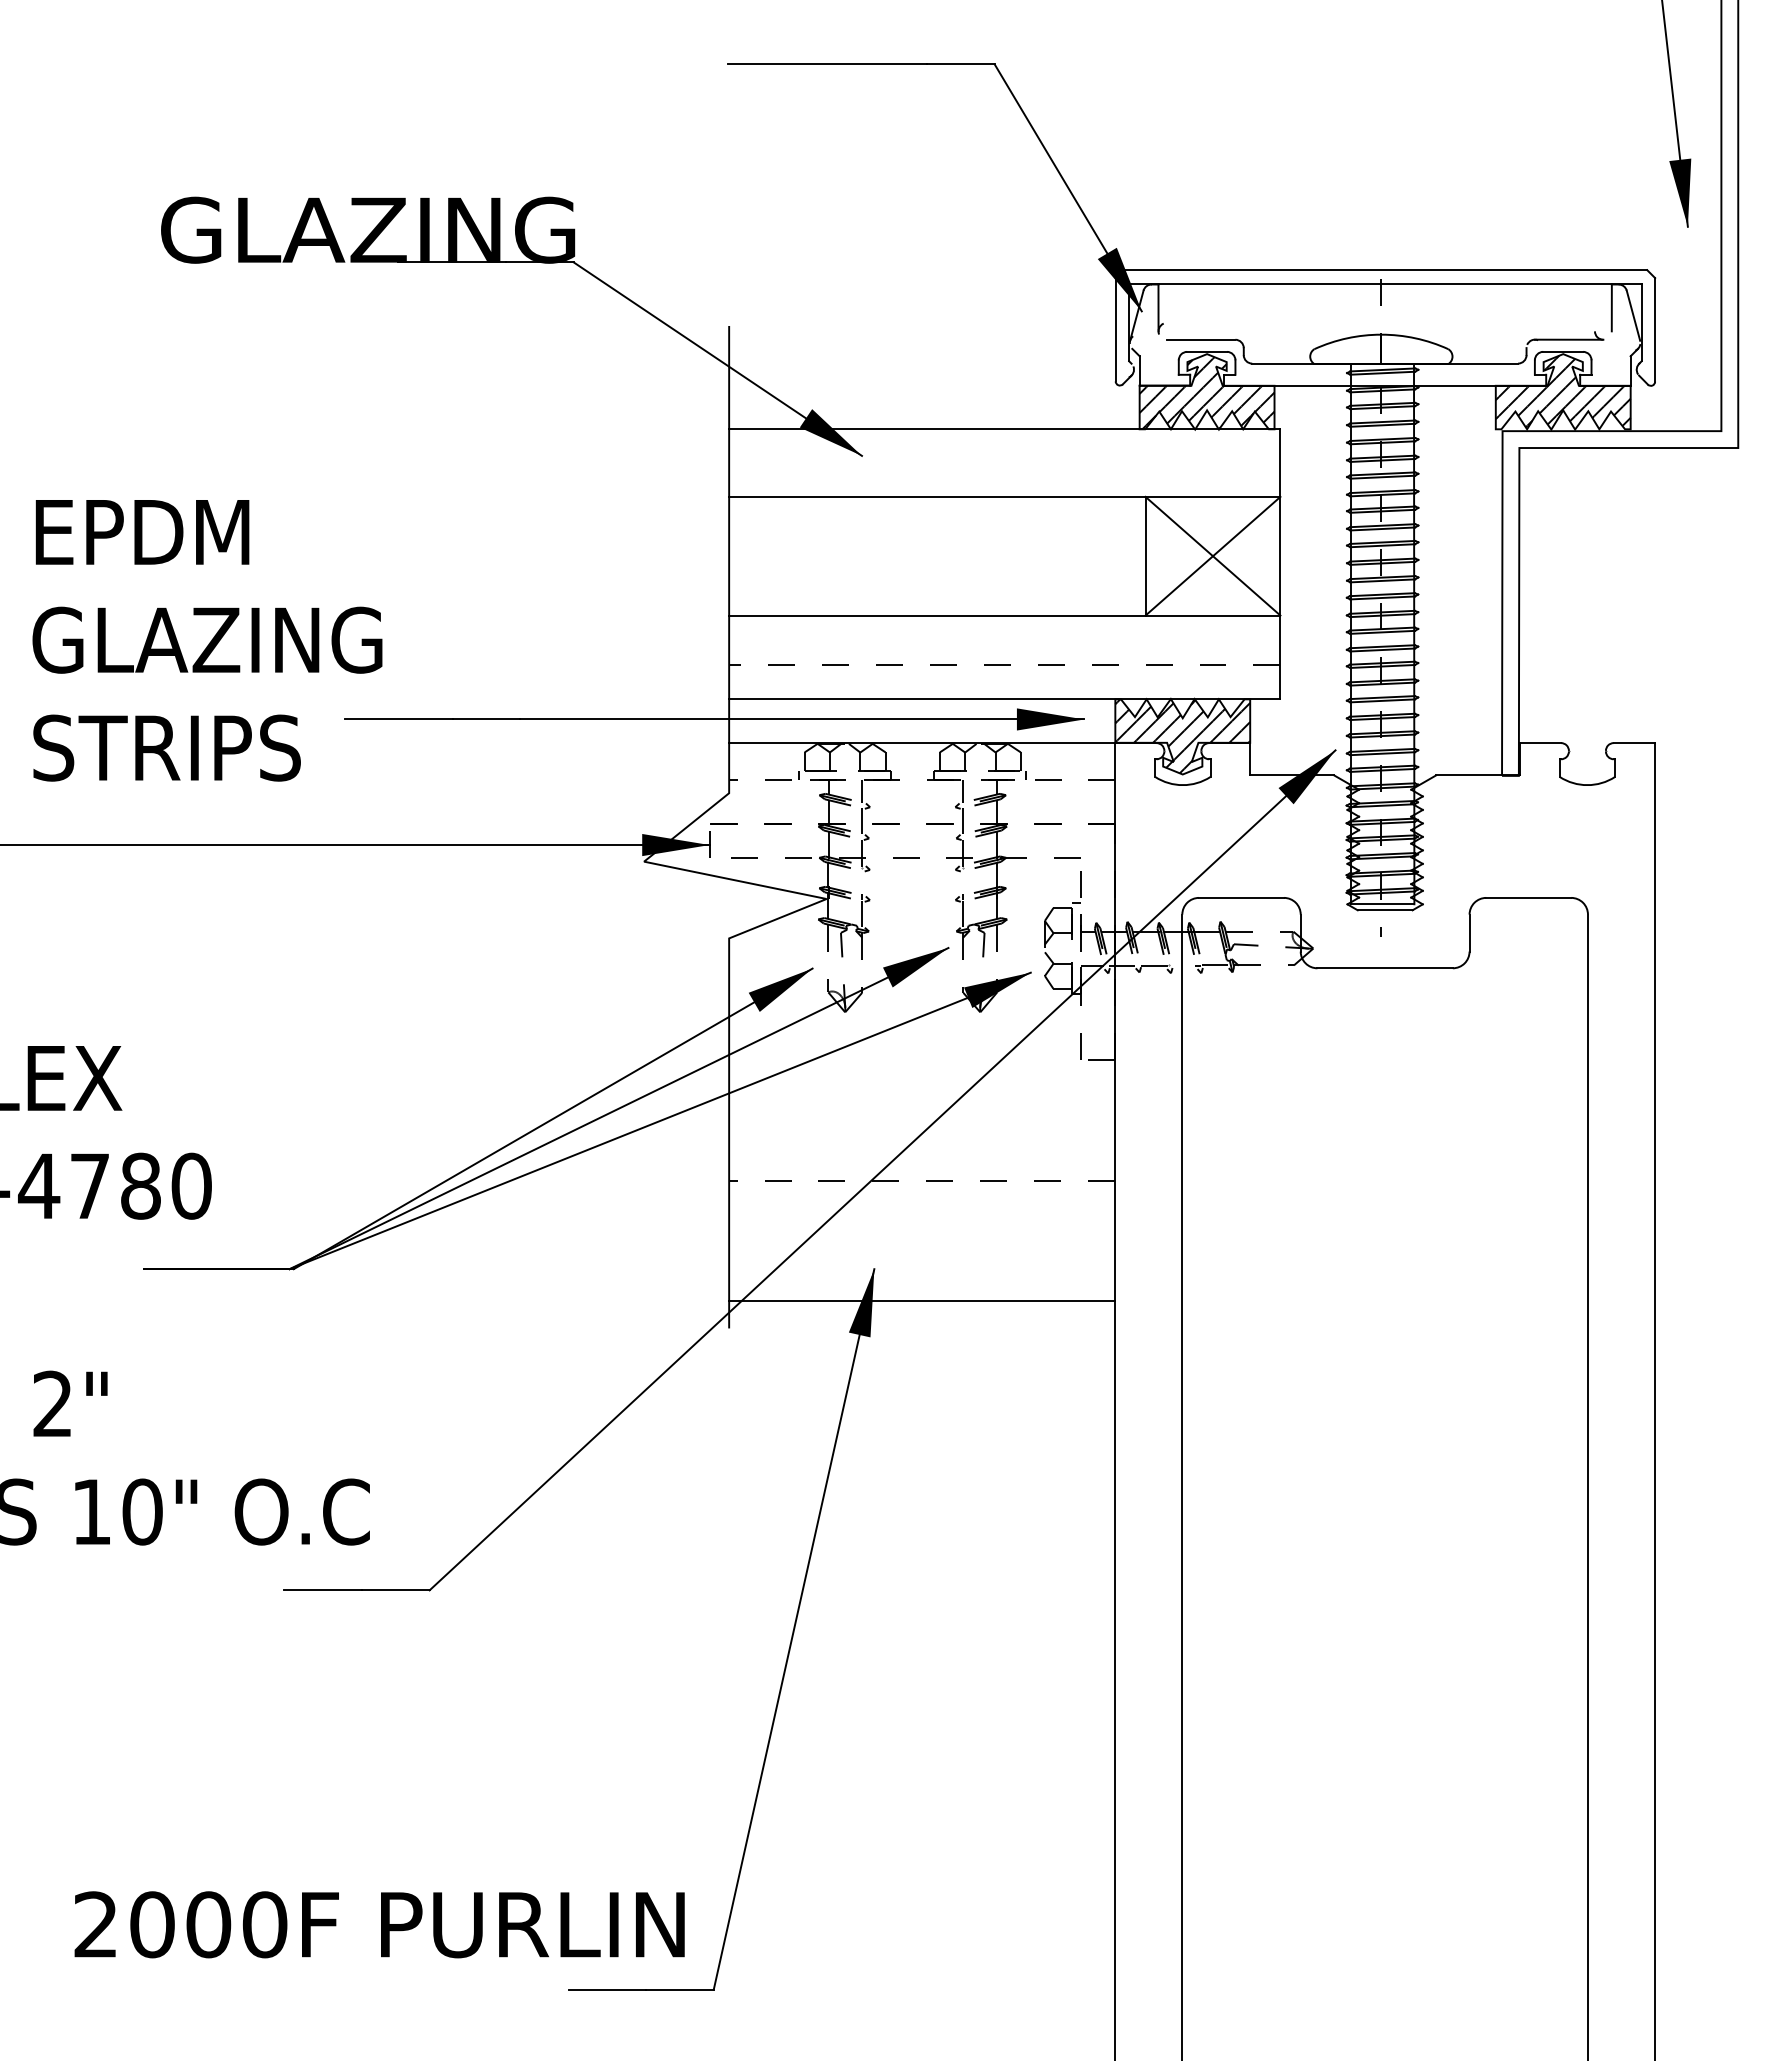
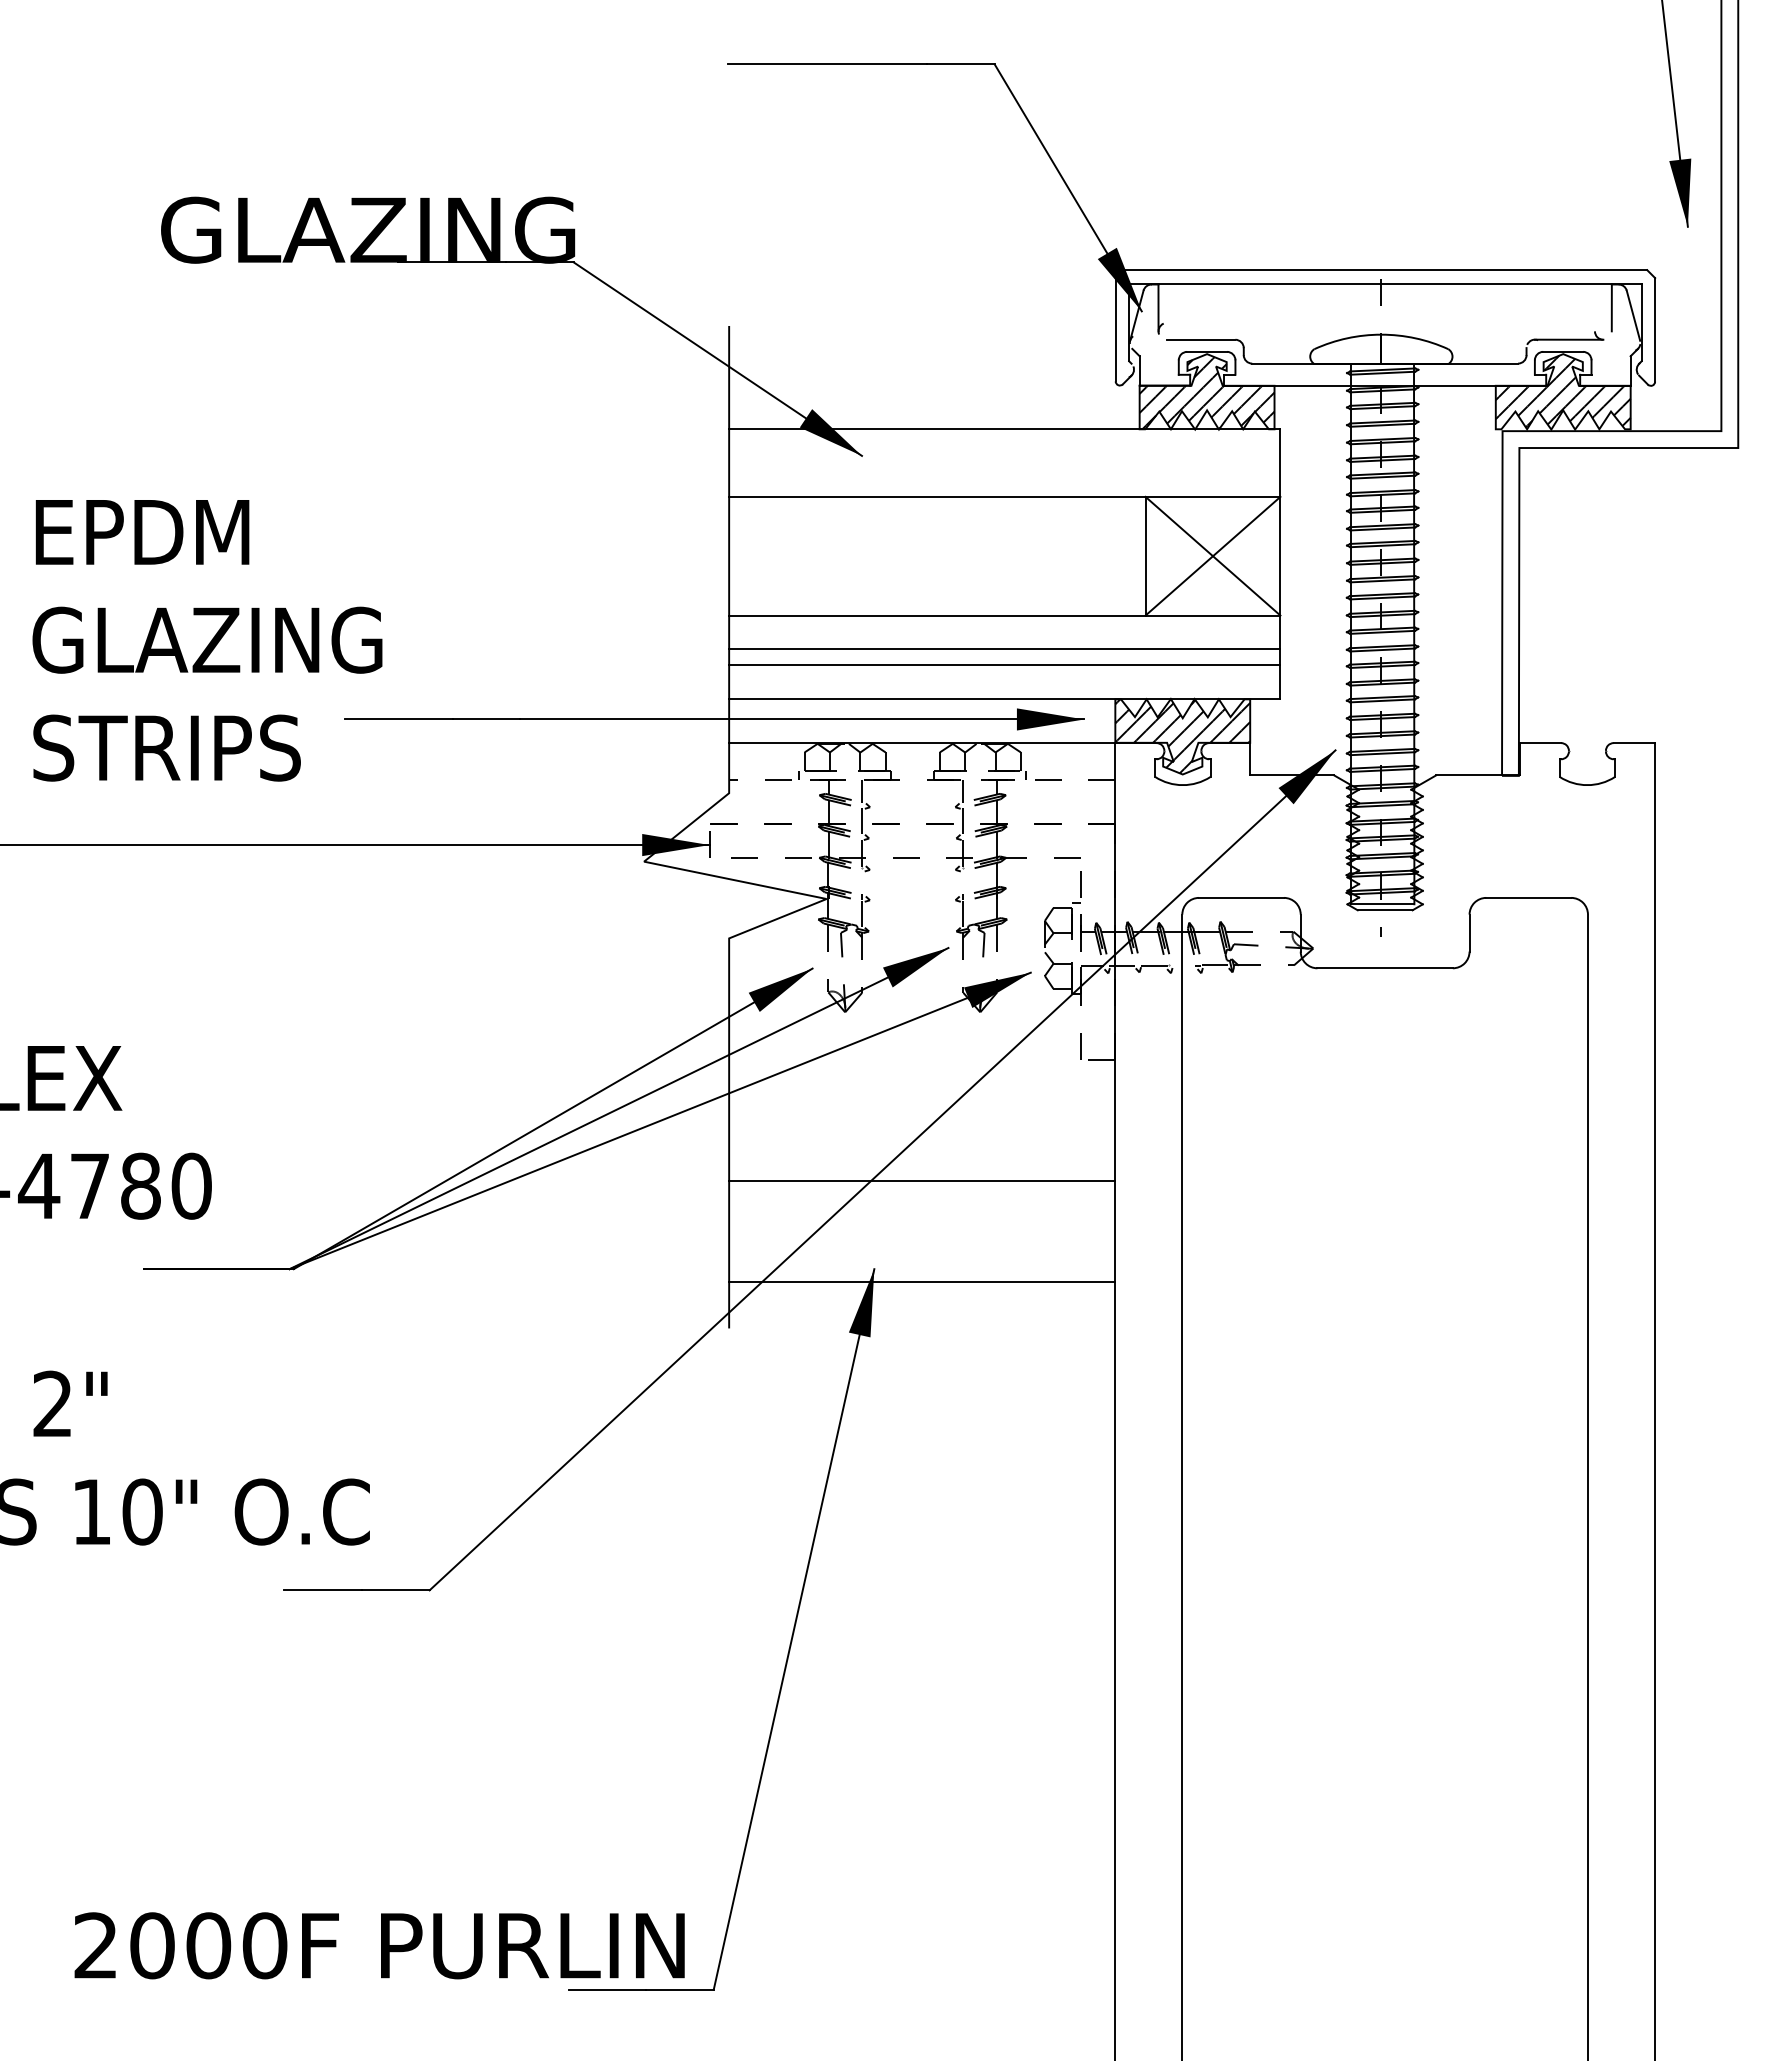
line: none -> present (1004, 649)
line: dashed -> solid (1004, 665)
line: dashed -> solid (921, 1181)
line position: (922, 1301) -> (922, 1282) (922, 1282)
text position: (379, 1924) -> (379, 1945) (379, 1945)
